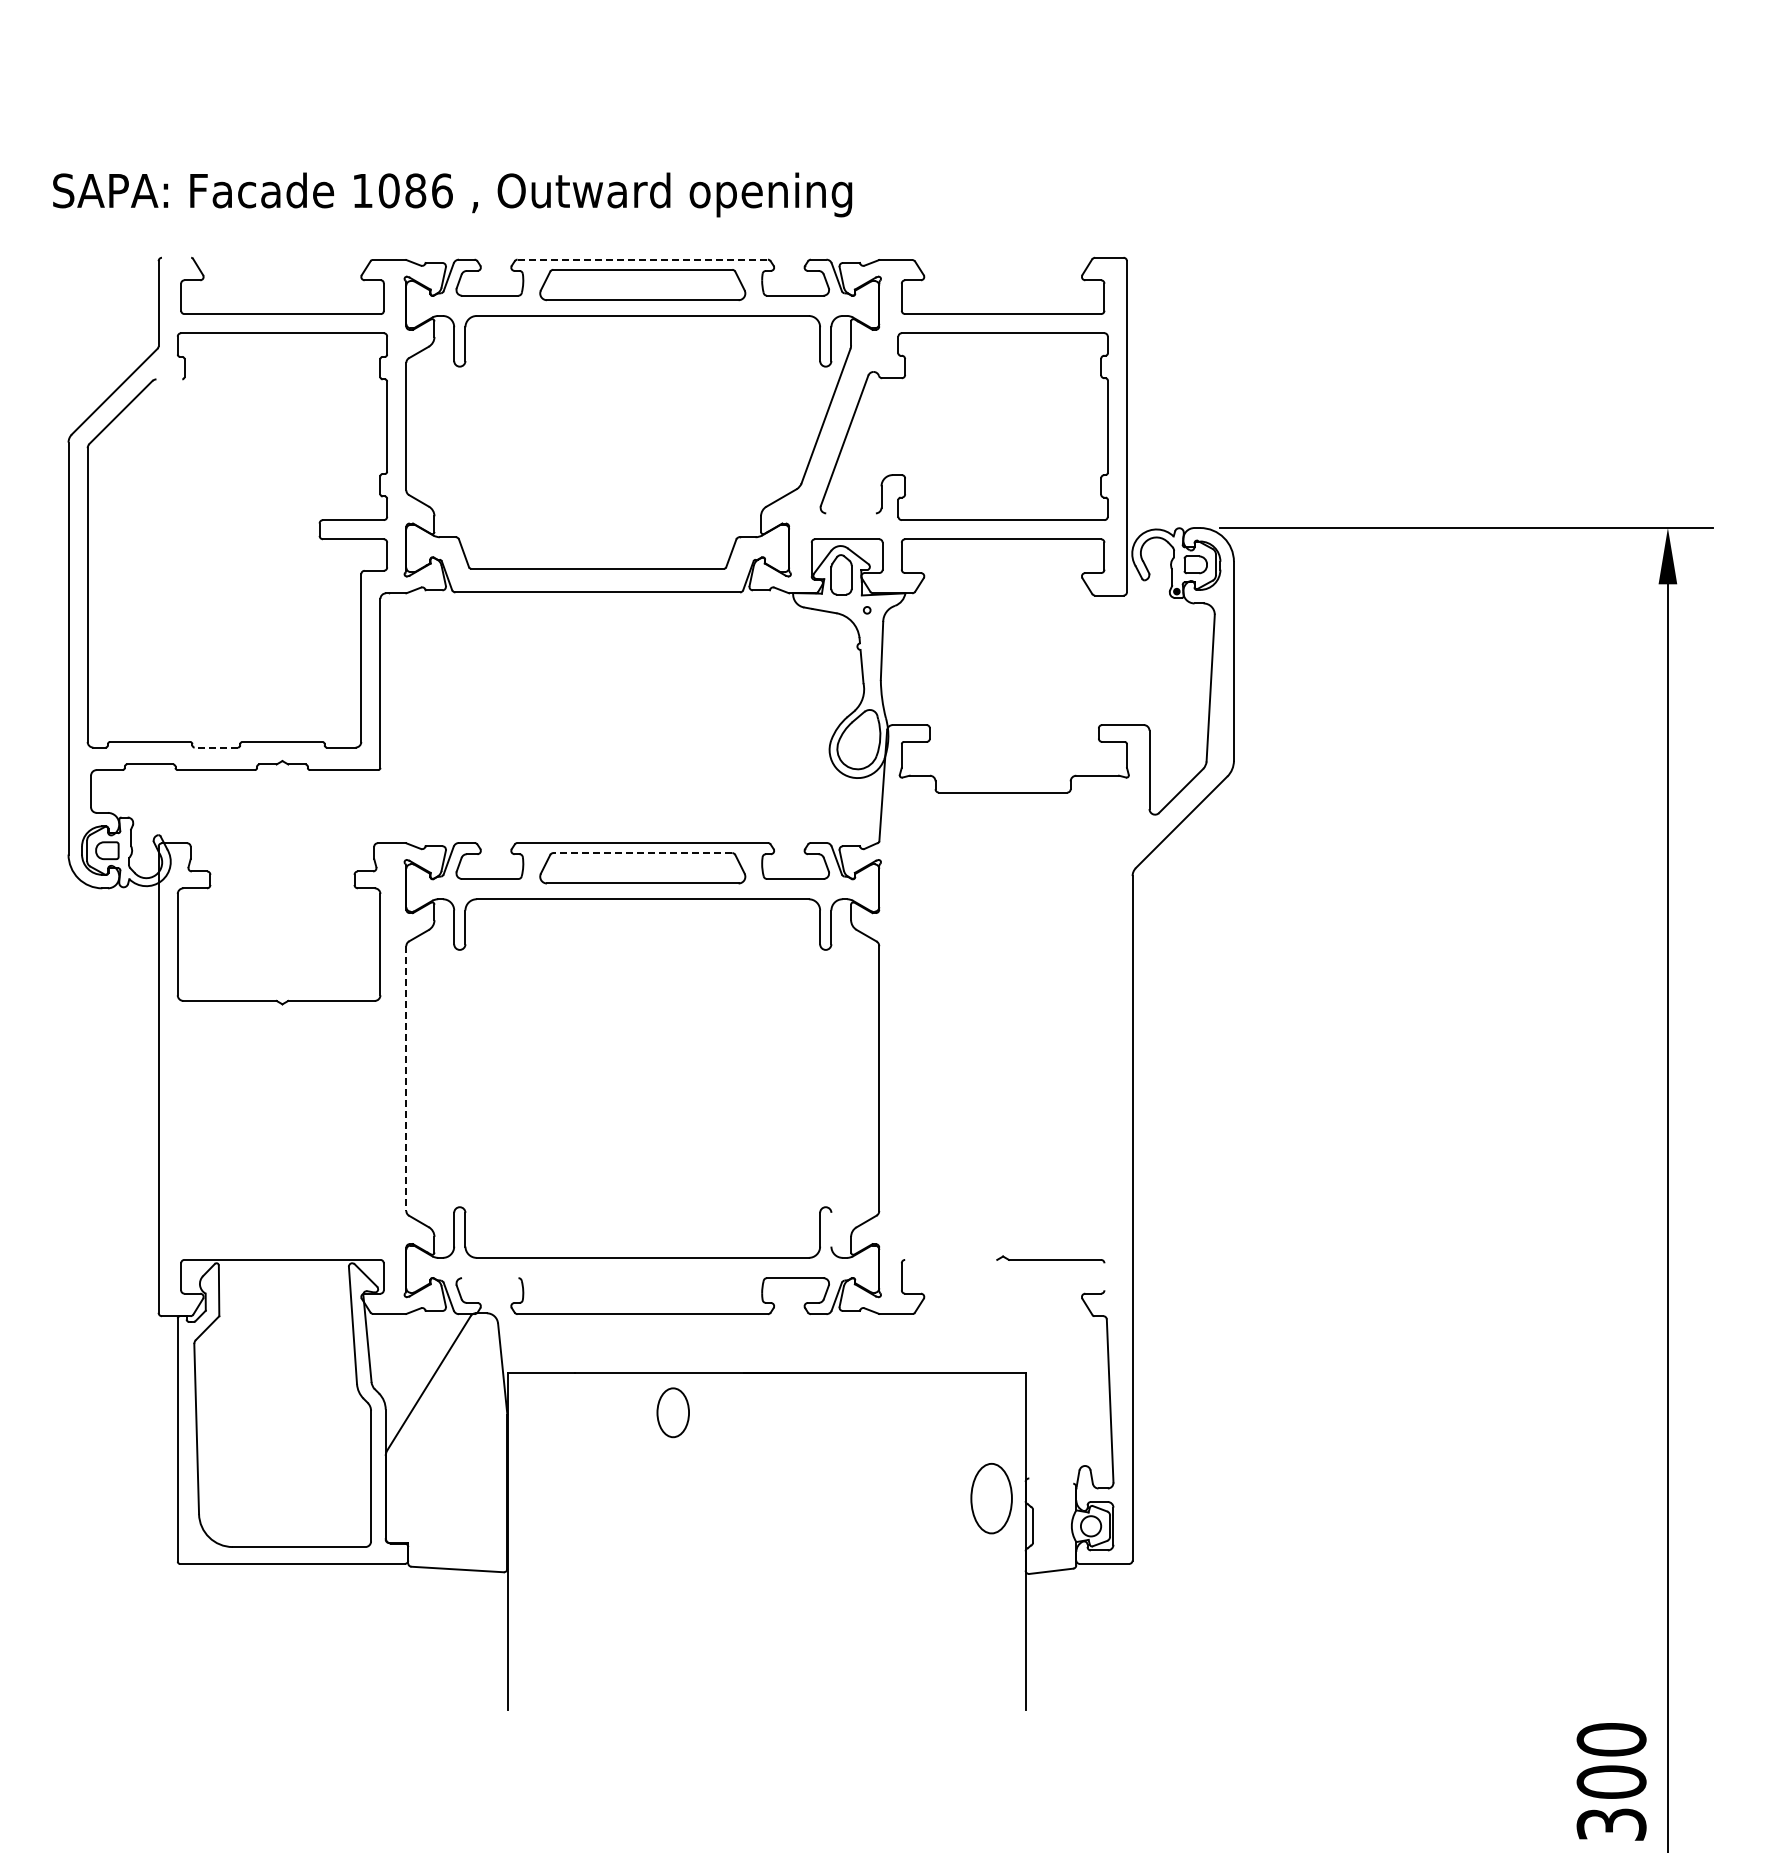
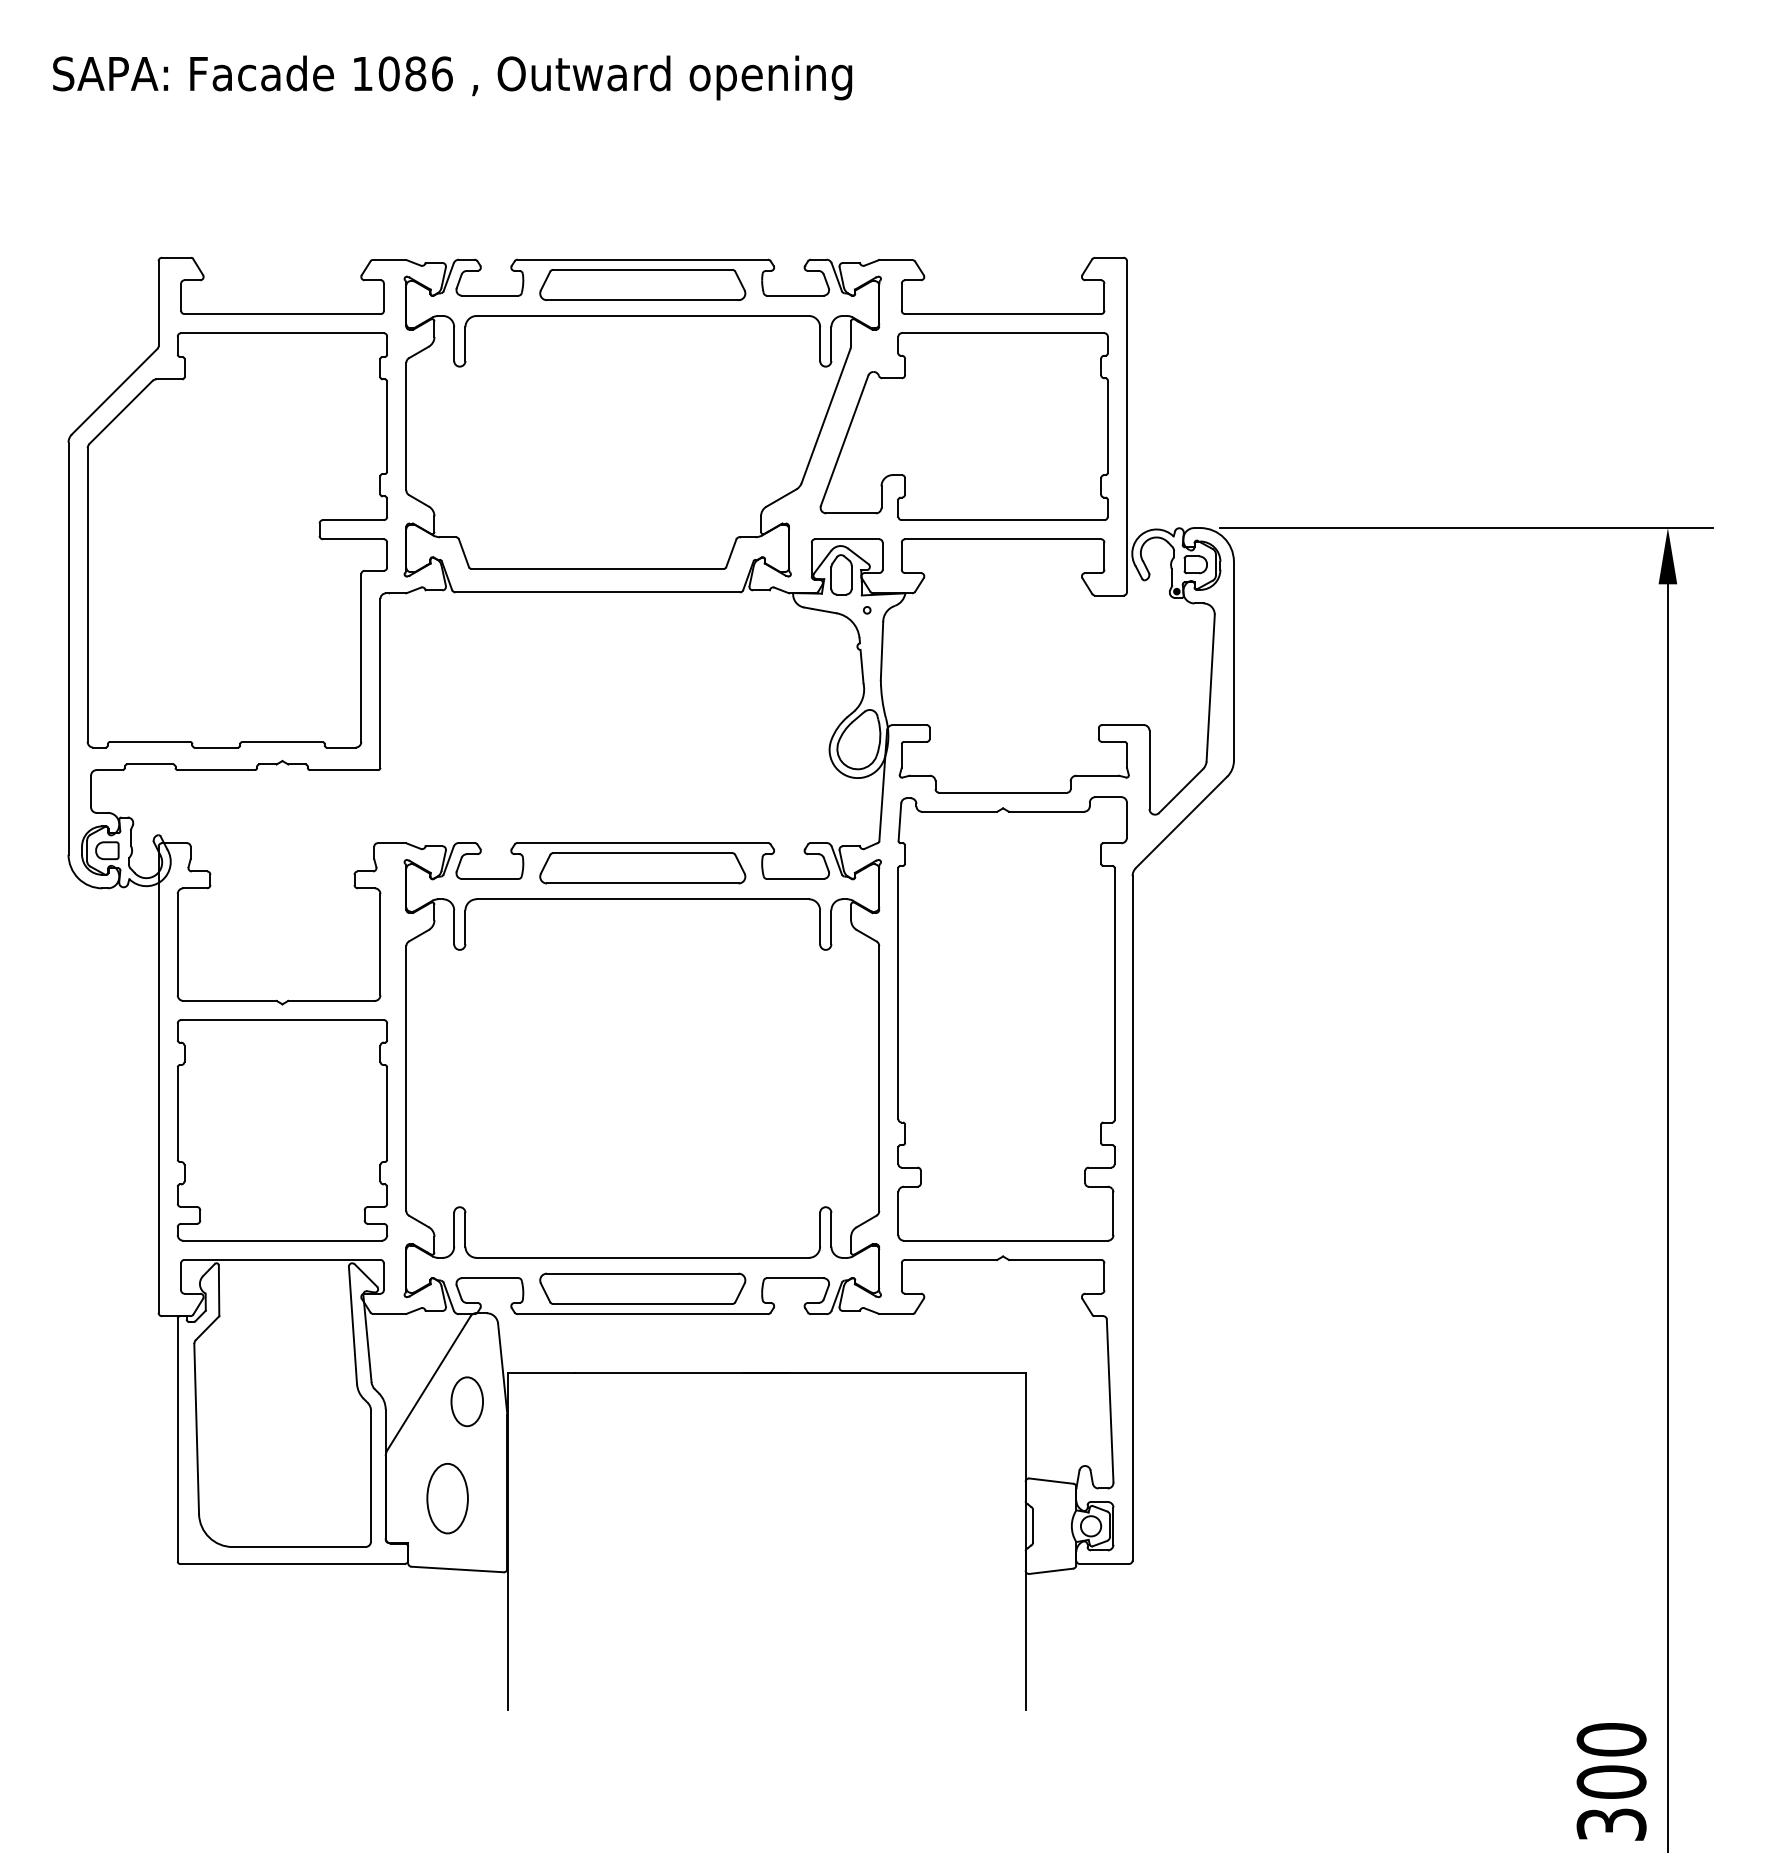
text position: (452, 194) -> (452, 77) (452, 77)
line: none -> present (176, 257)
line: dashed -> solid (643, 259)
line: none -> present (169, 379)
line: none -> present (850, 513)
line: dashed -> solid (216, 747)
line: dashed -> solid (642, 853)
part: none -> present (1012, 1018)
line: dashed -> solid (406, 1079)
part: none -> present (281, 1130)
line: none -> present (831, 1229)
line: none -> present (951, 1259)
line: none -> present (1104, 1276)
line: none -> present (490, 1278)
part: none -> present (642, 1288)
part position: (672, 1412) -> (466, 1401) (466, 1401)
line: none -> present (1051, 1480)
part position: (991, 1498) -> (447, 1498) (447, 1498)
